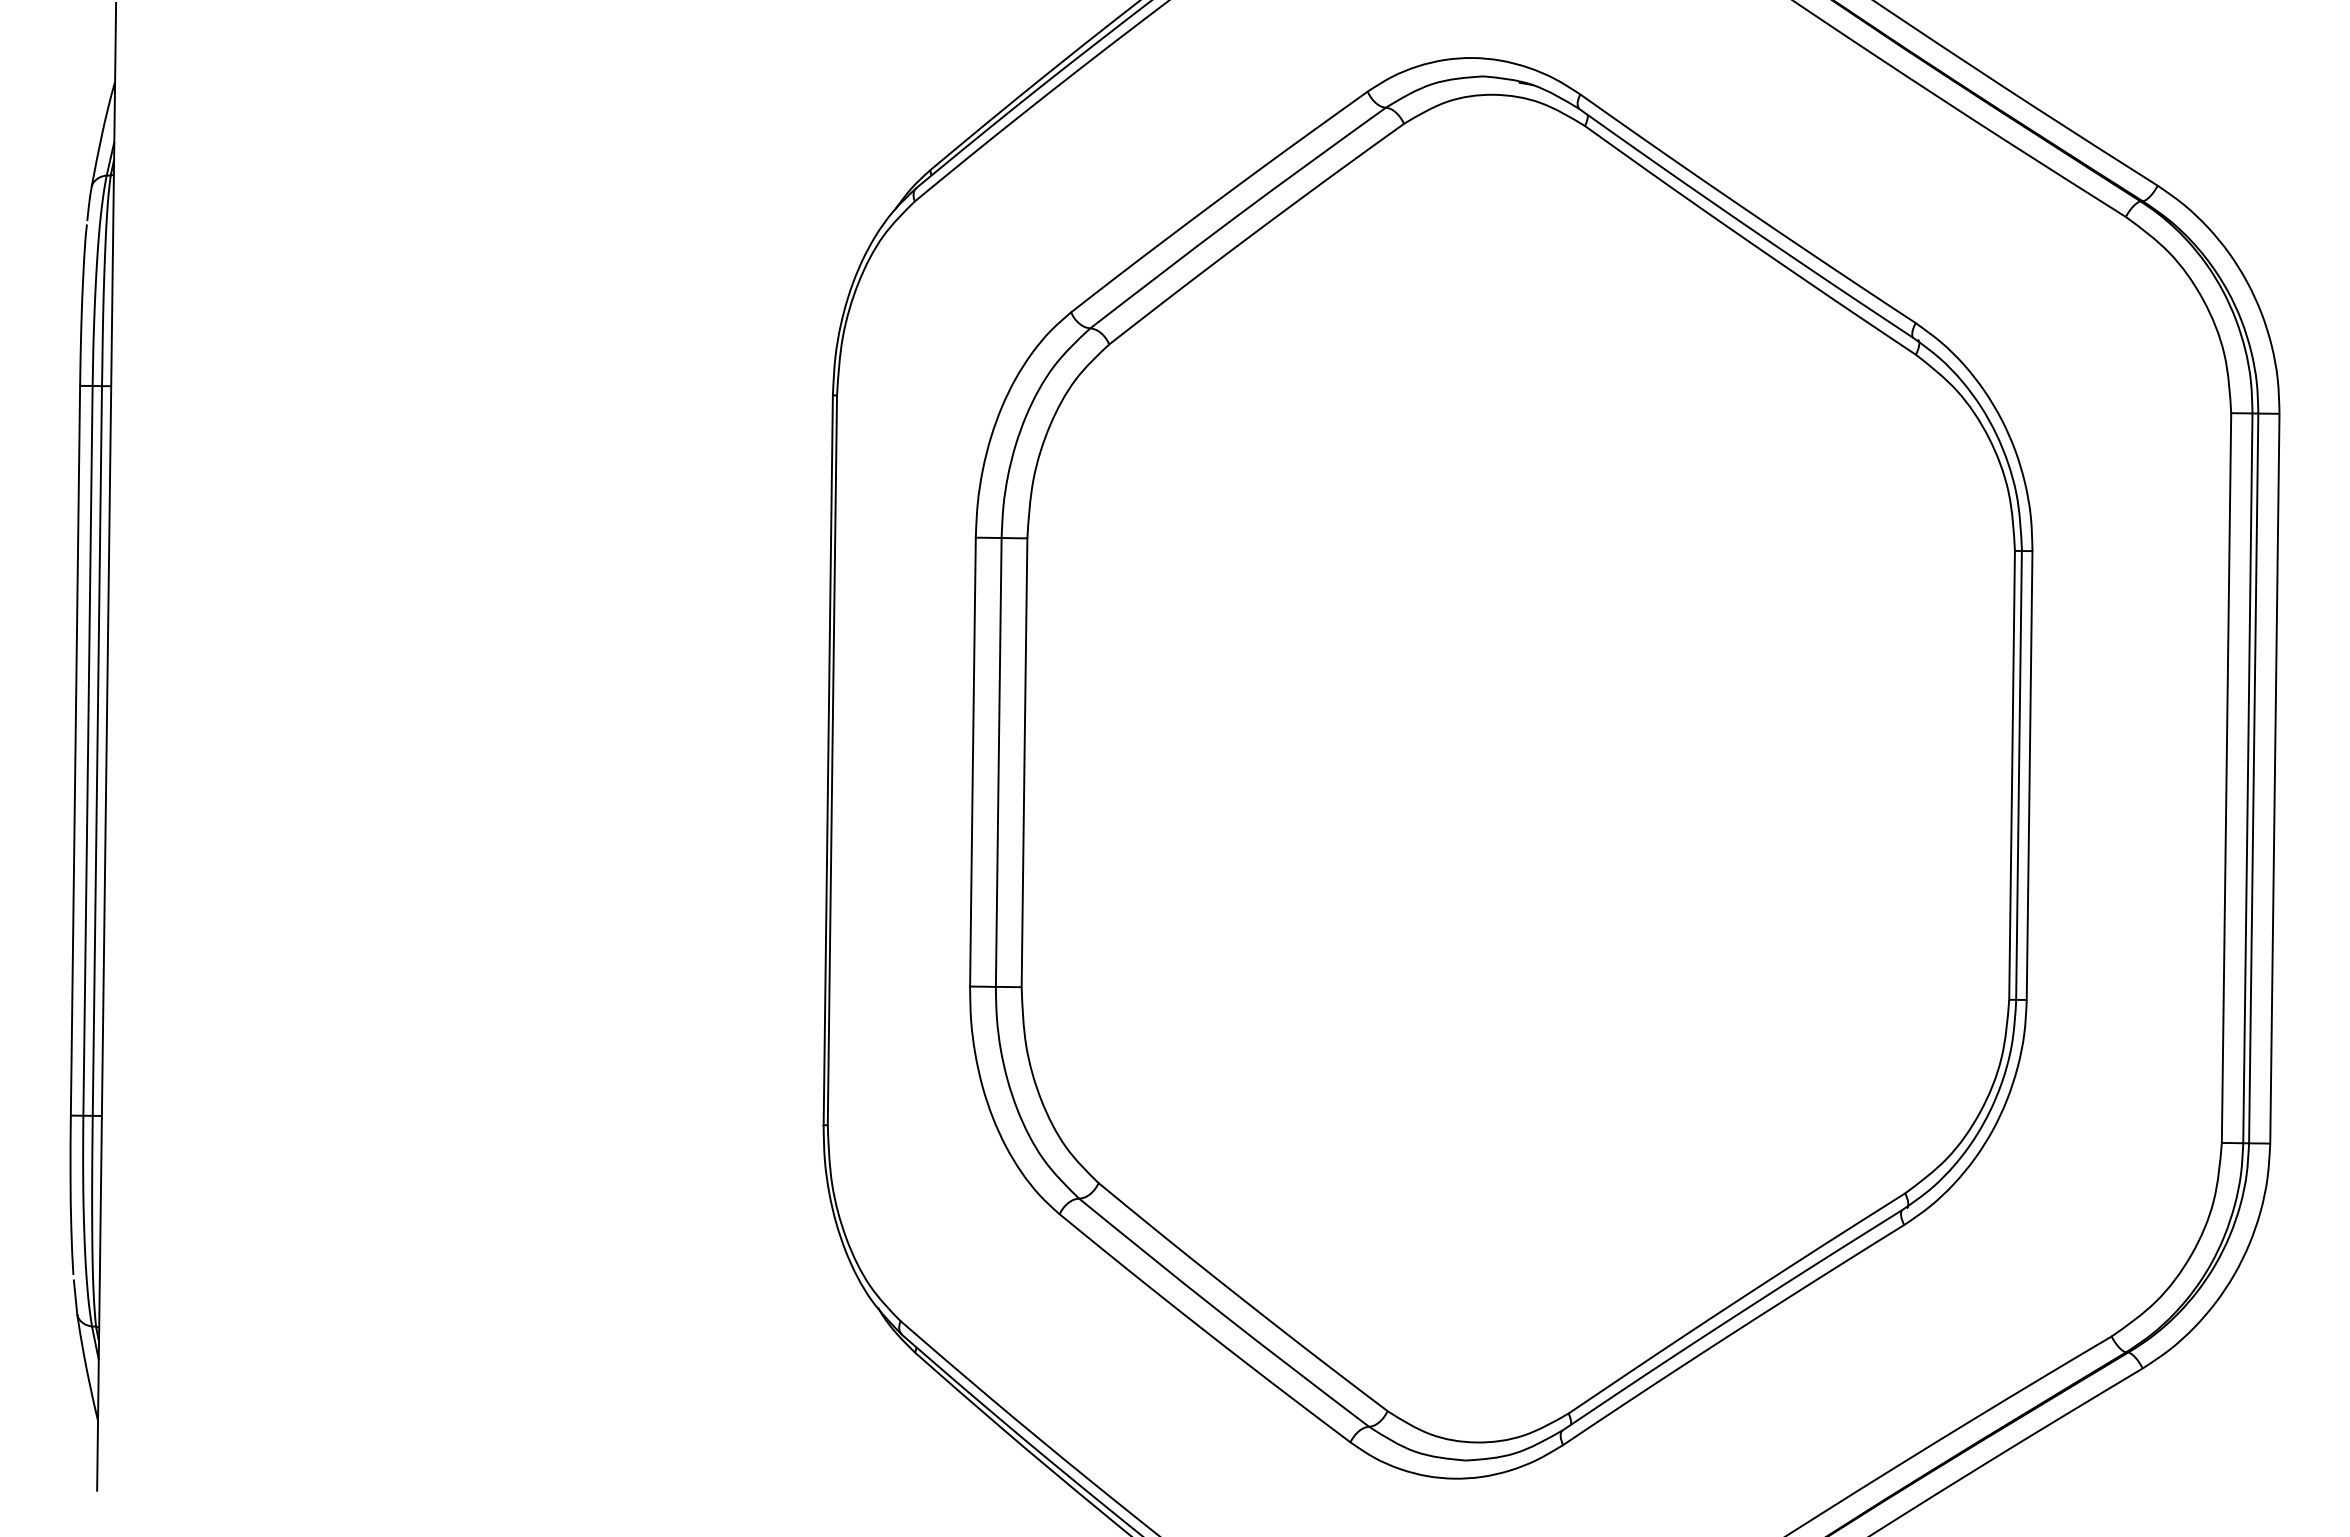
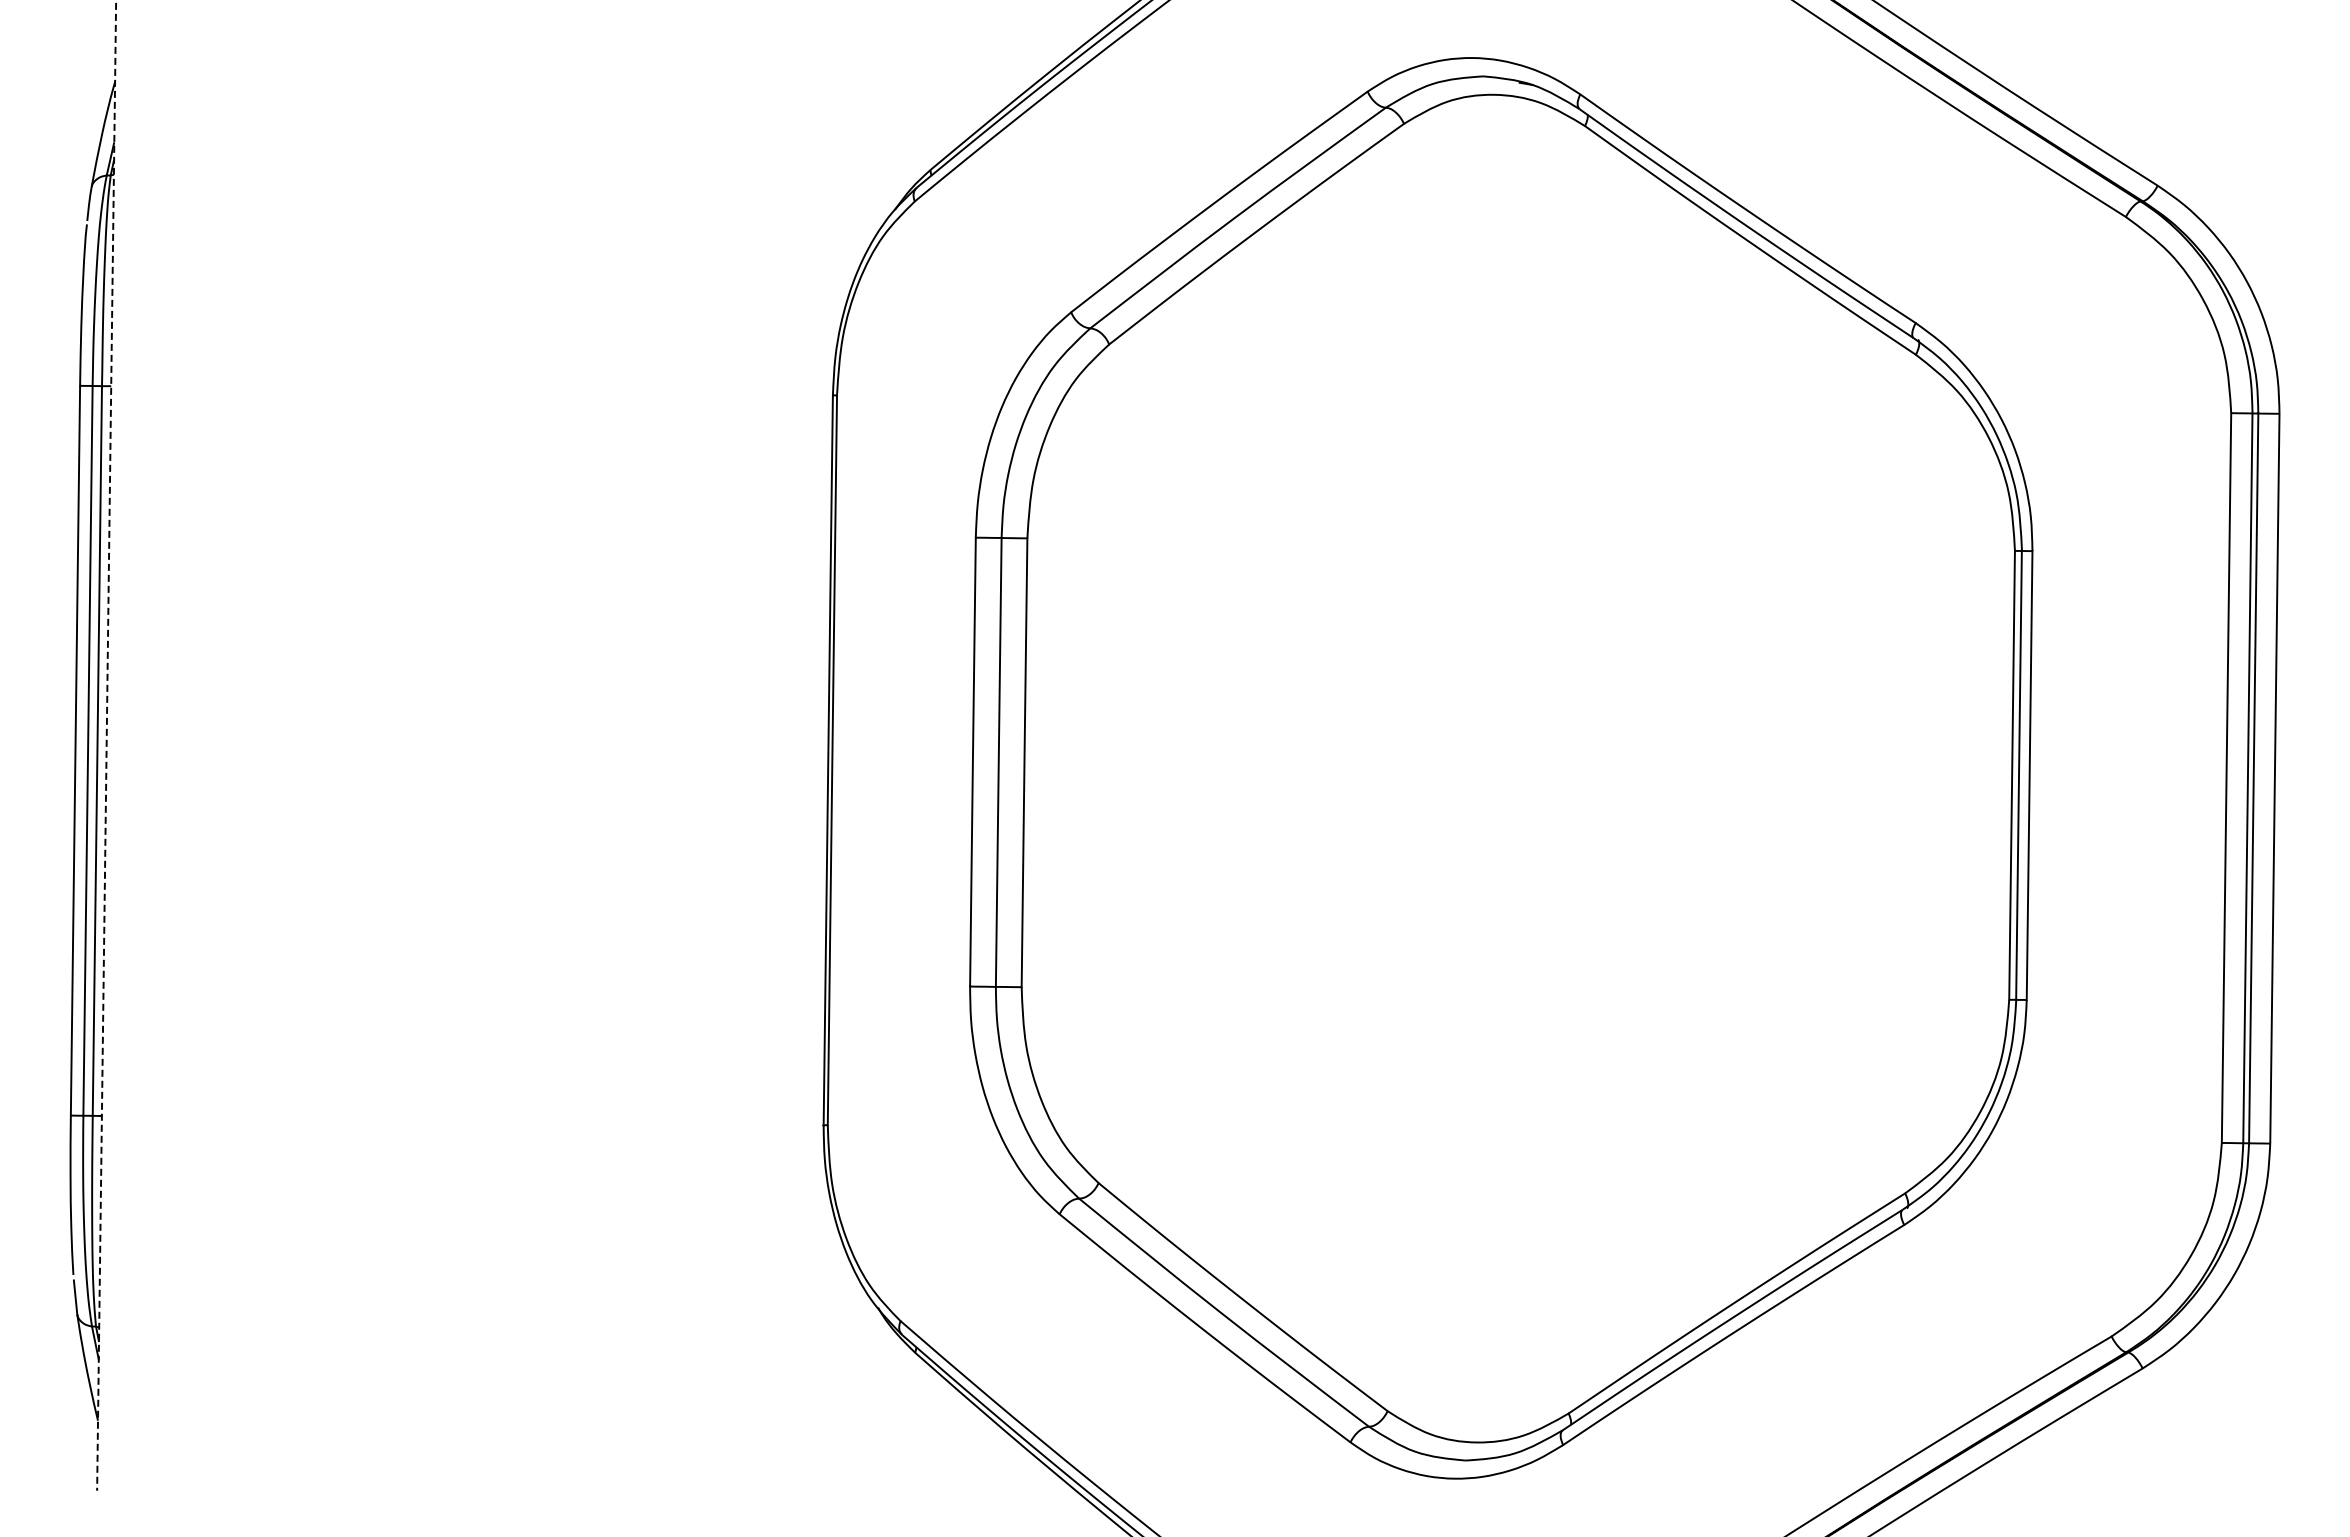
line: solid -> dashed (106, 746)
